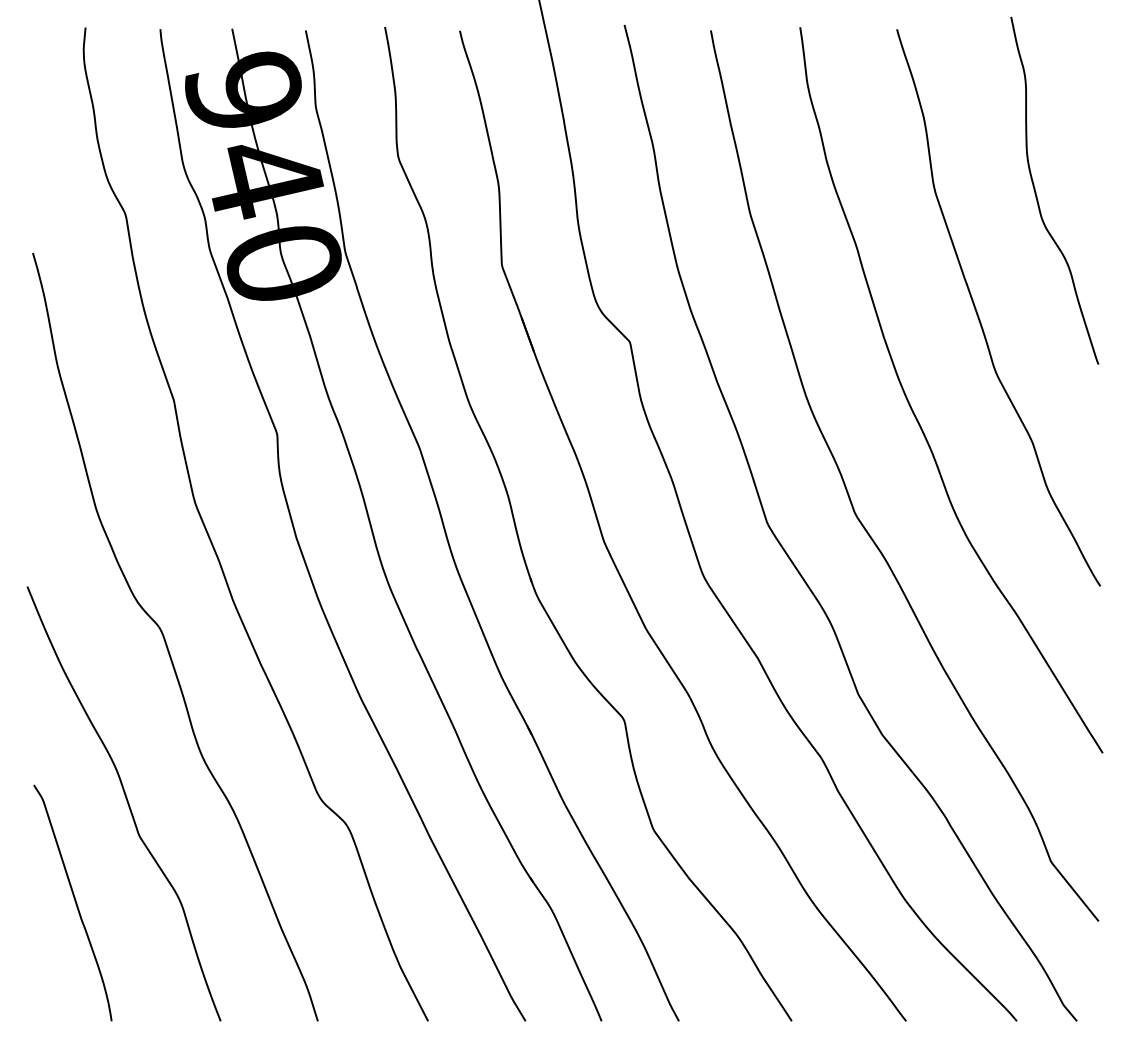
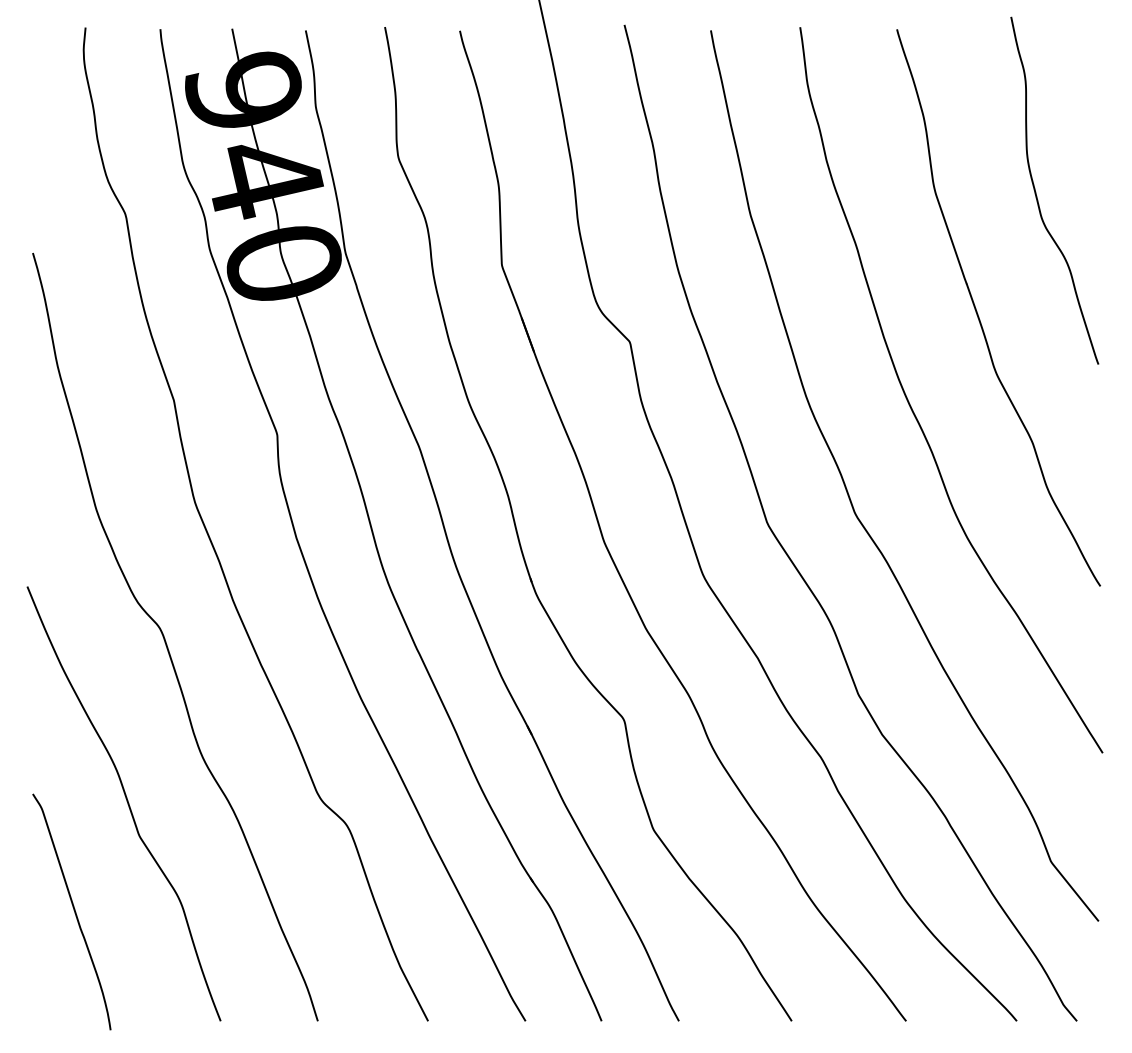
curve position: (74, 901) -> (73, 910) (73, 910)
